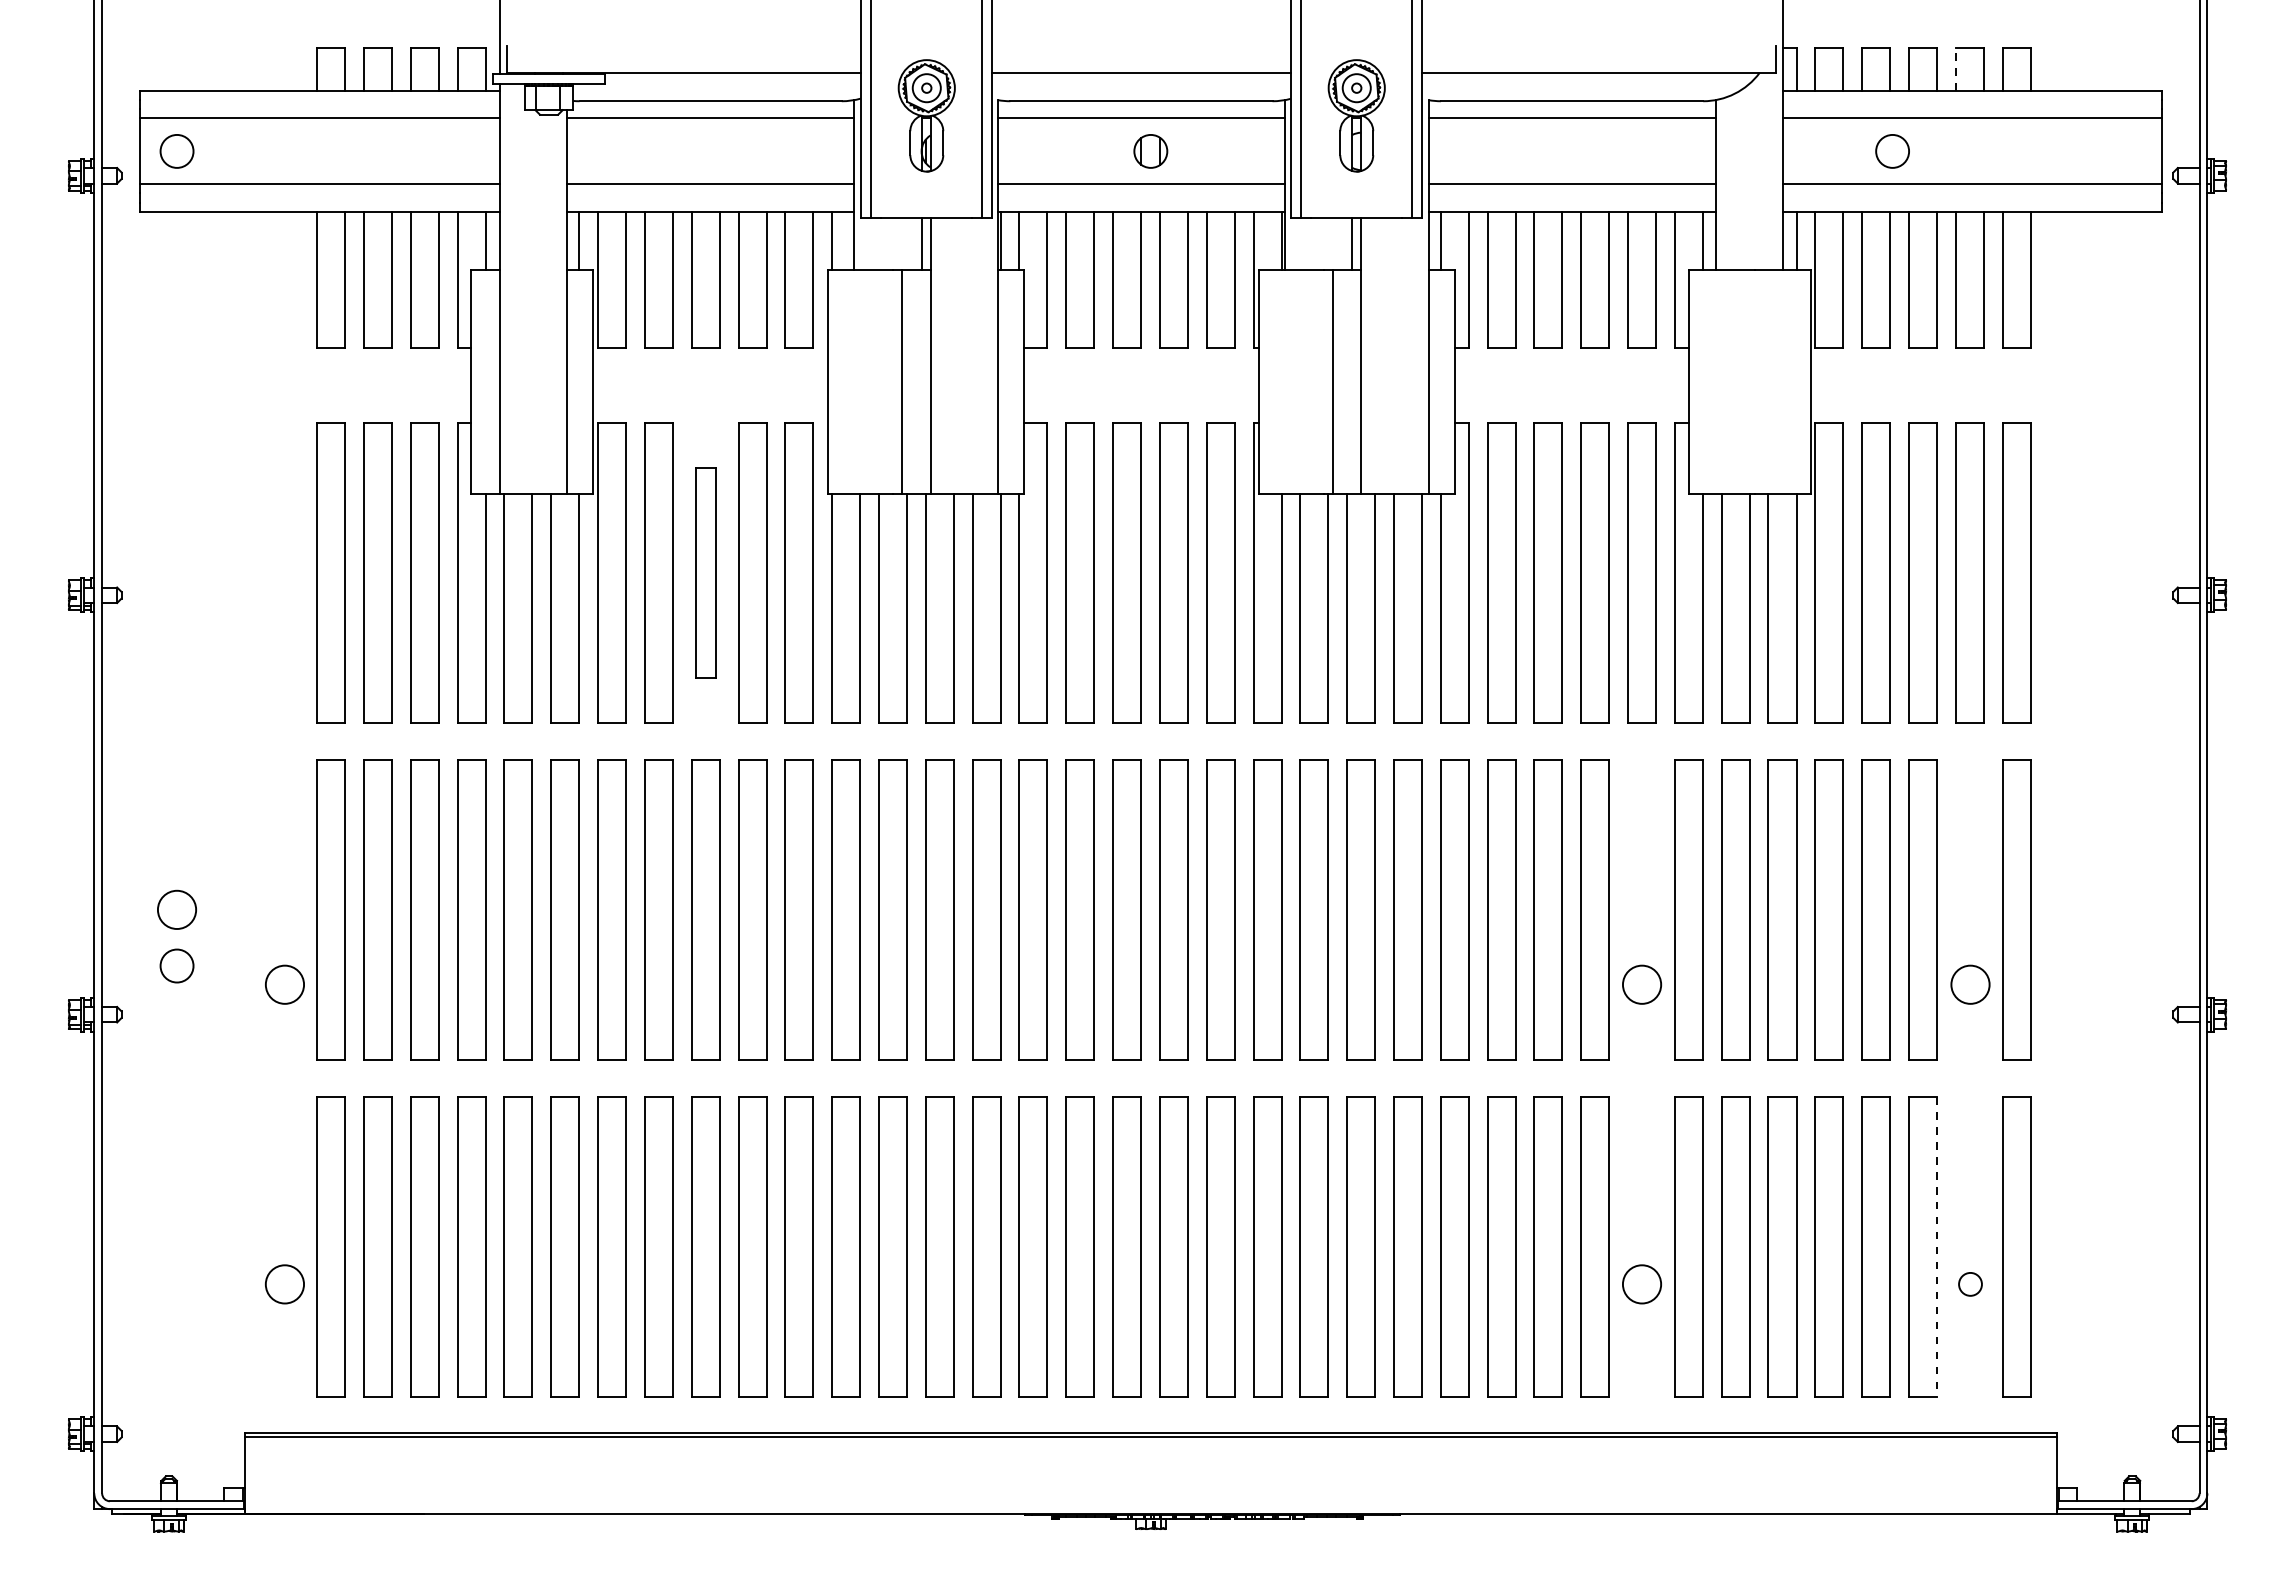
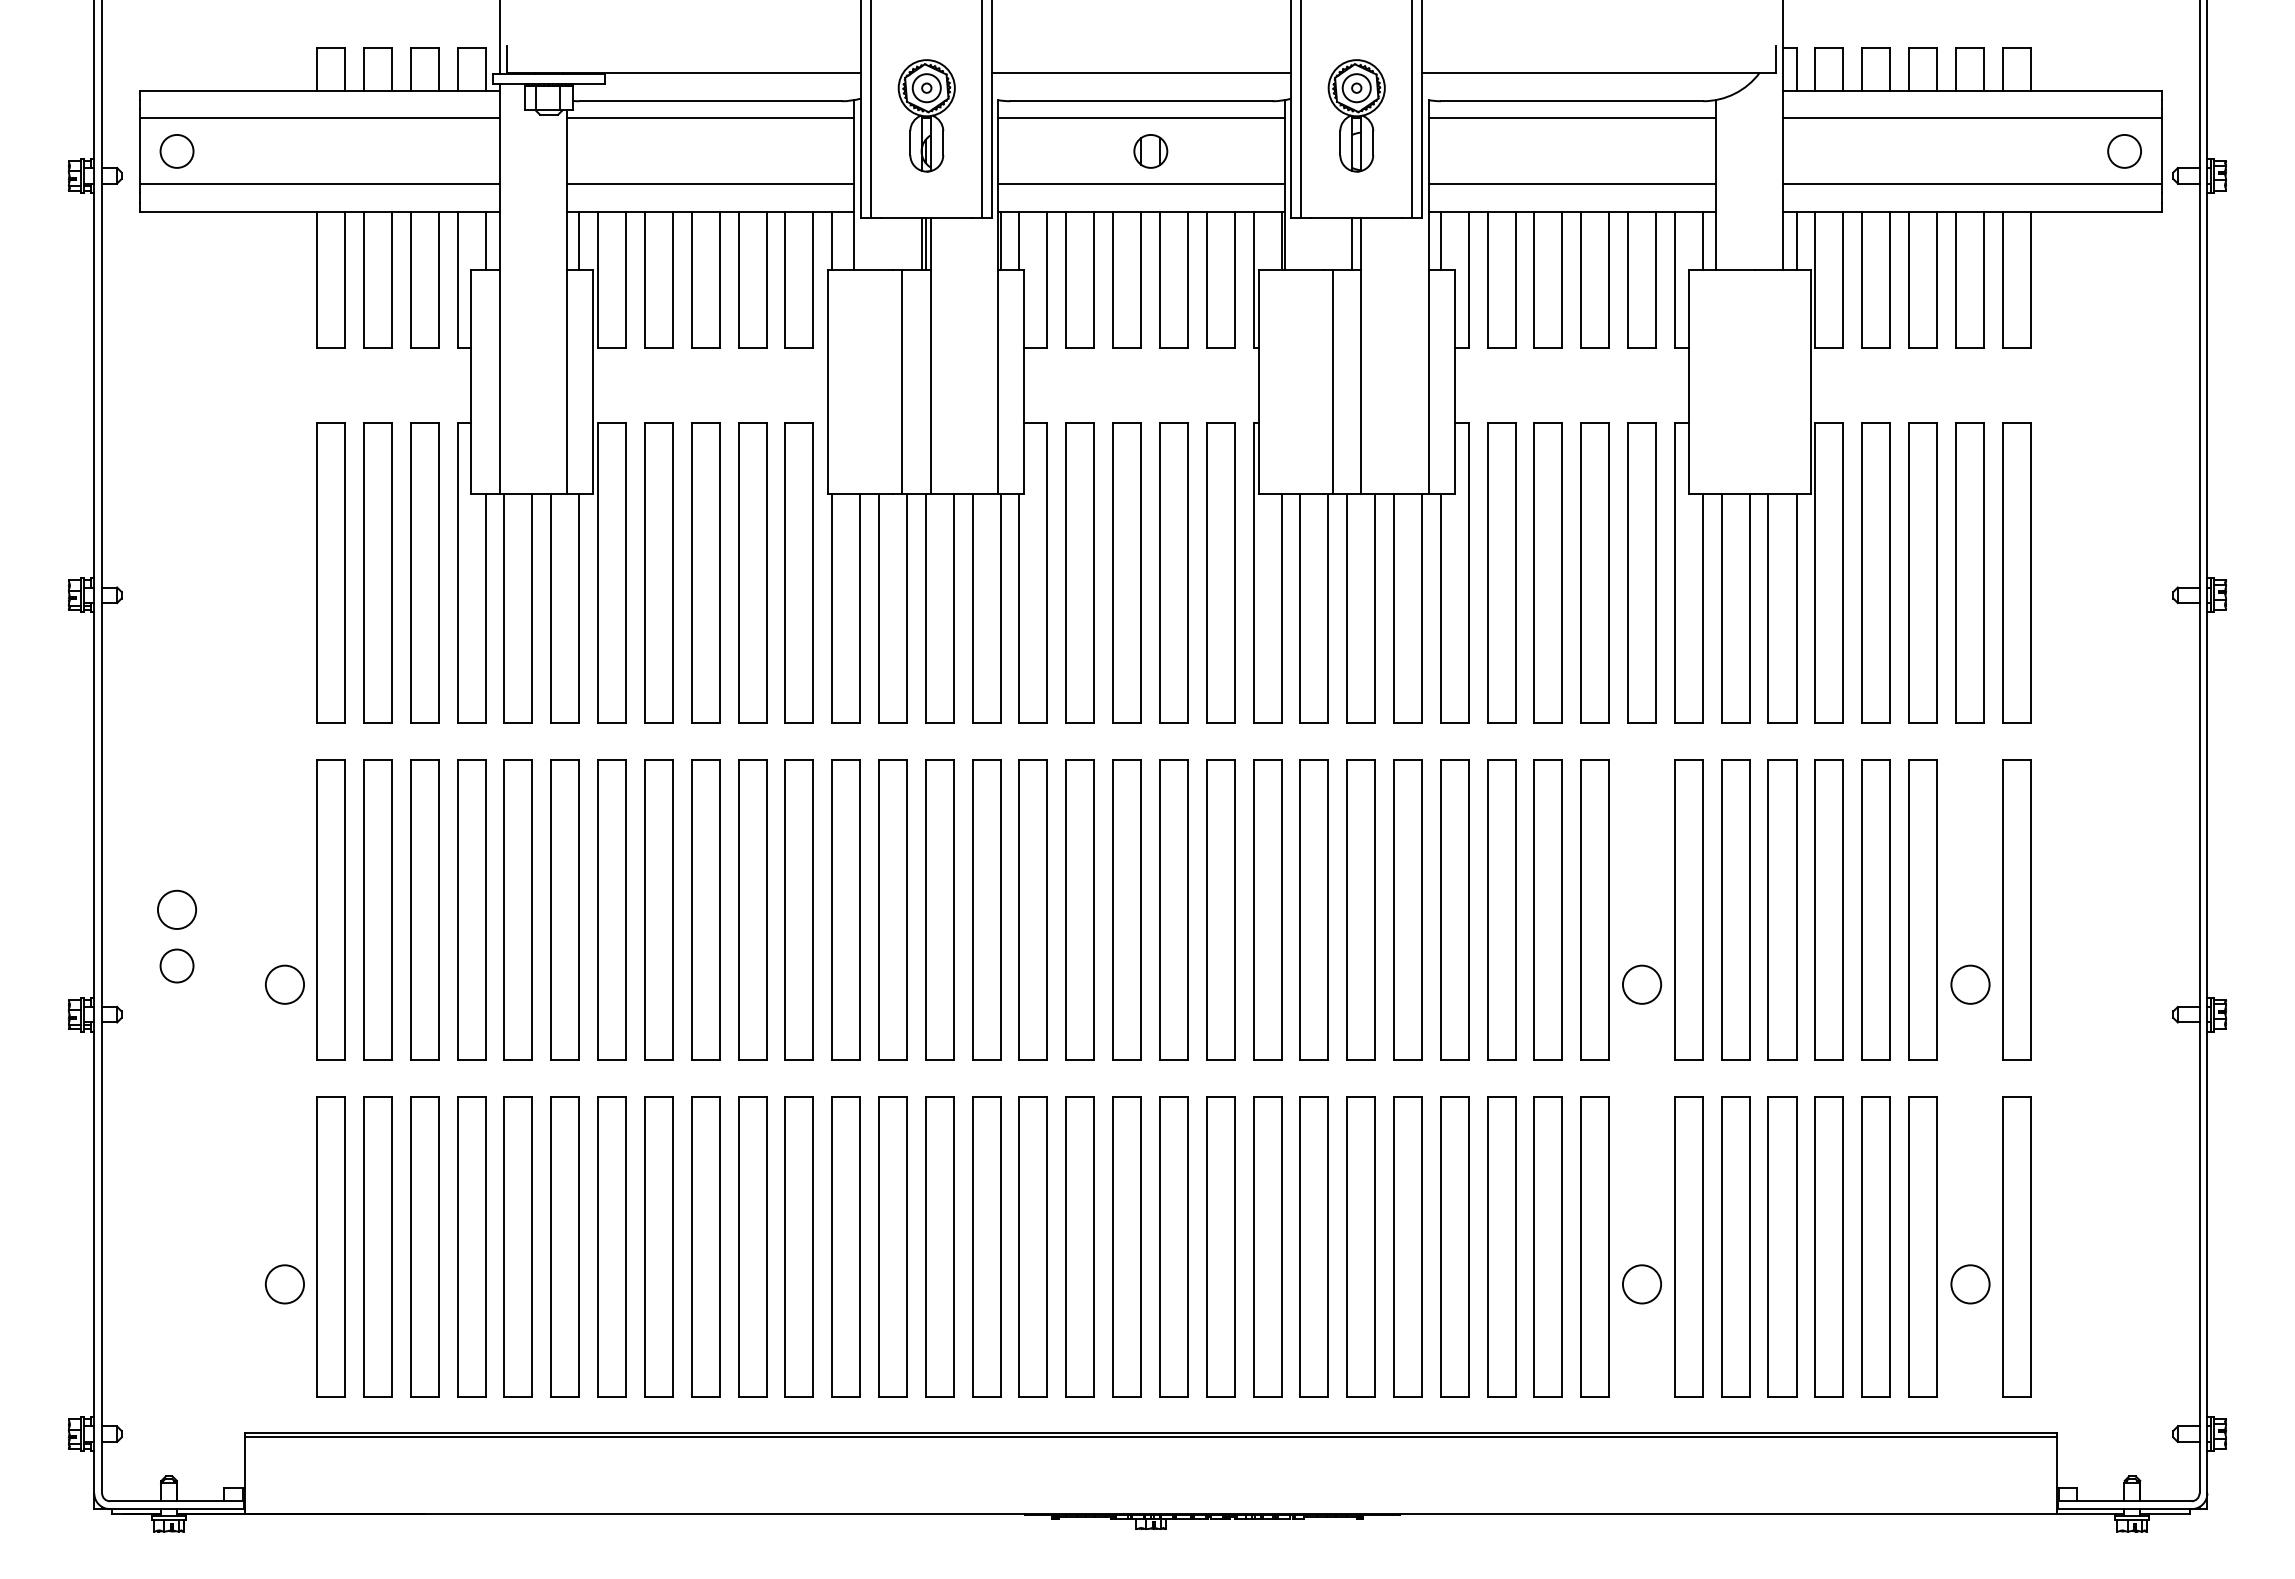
line: dashed -> solid (1955, 69)
circle position: (1892, 151) -> (2124, 151) (2124, 151)
line: none -> present (925, 243)
part size: 22x212 px -> 30x302 px (705, 572)
line: dashed -> solid (1936, 1246)
circle diameter: 23 px -> 38 px (1970, 1284)
